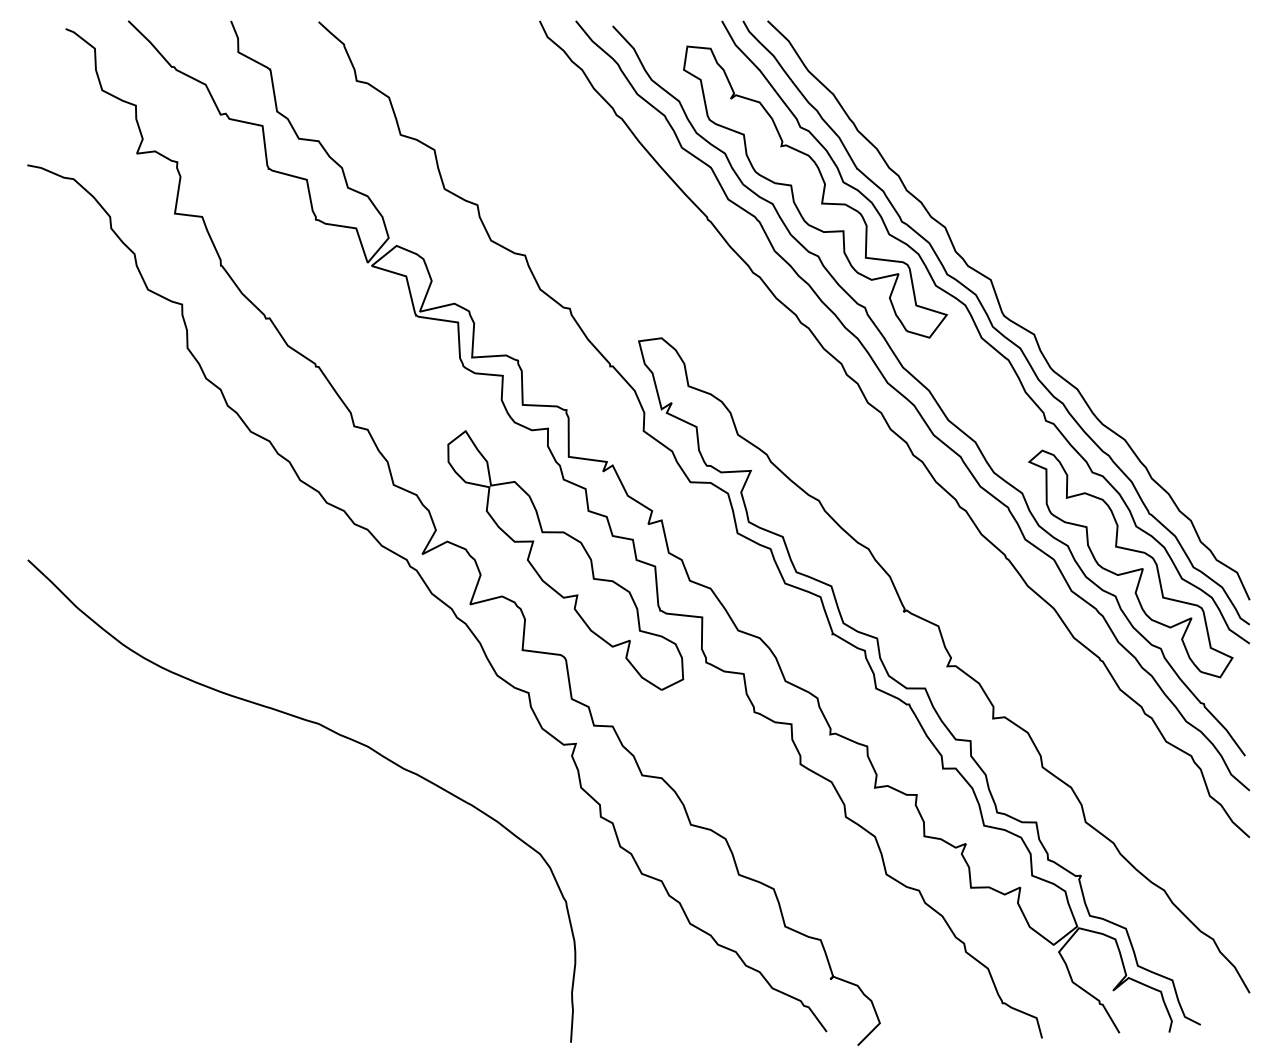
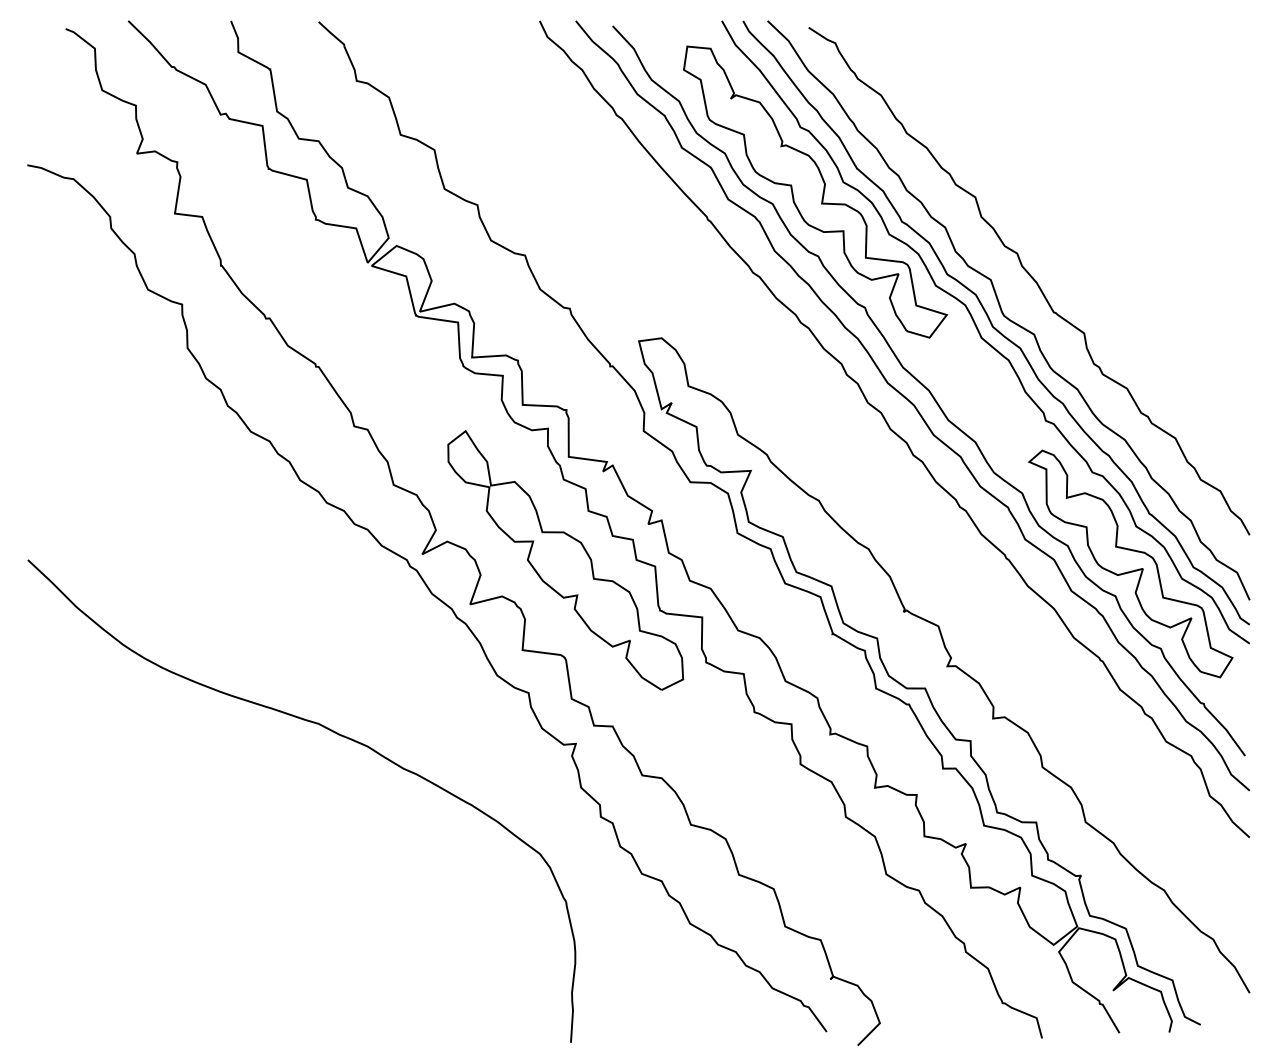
curve: none -> present (1031, 278)
